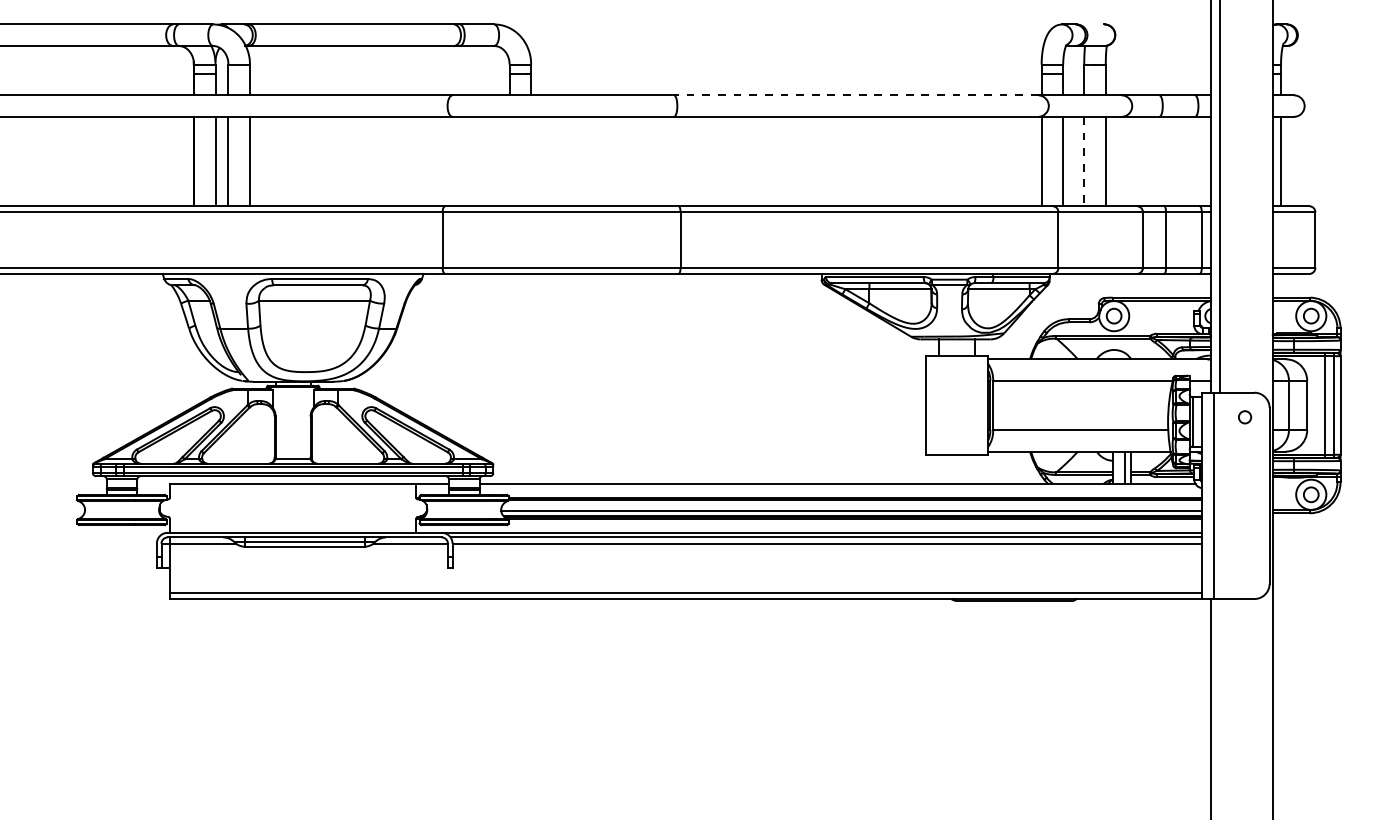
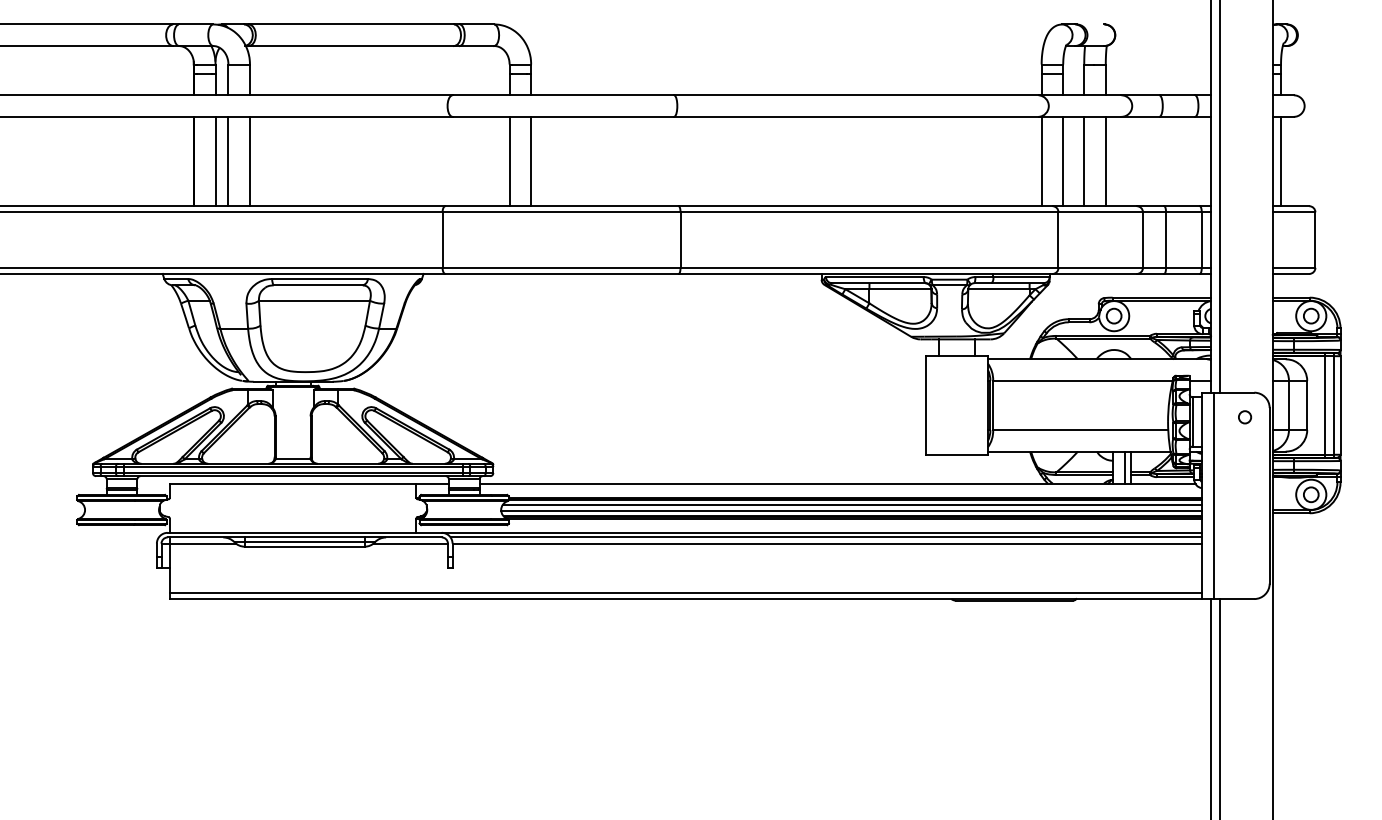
line: dashed -> solid (855, 95)
line: none -> present (509, 161)
line: none -> present (531, 161)
line: dashed -> solid (1084, 161)
line: none -> present (851, 505)
line: none -> present (1219, 707)
